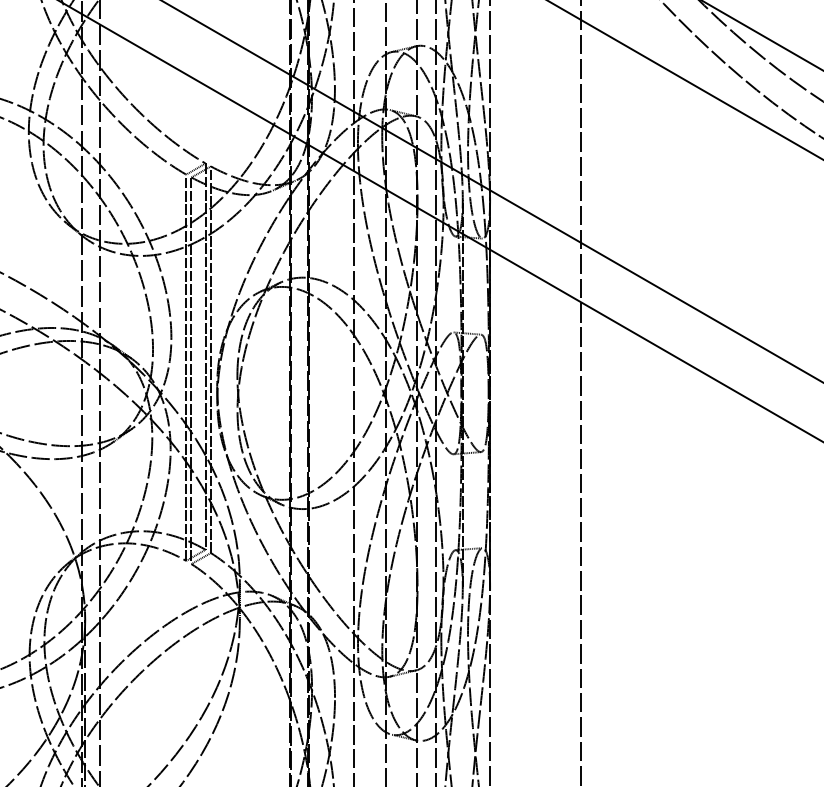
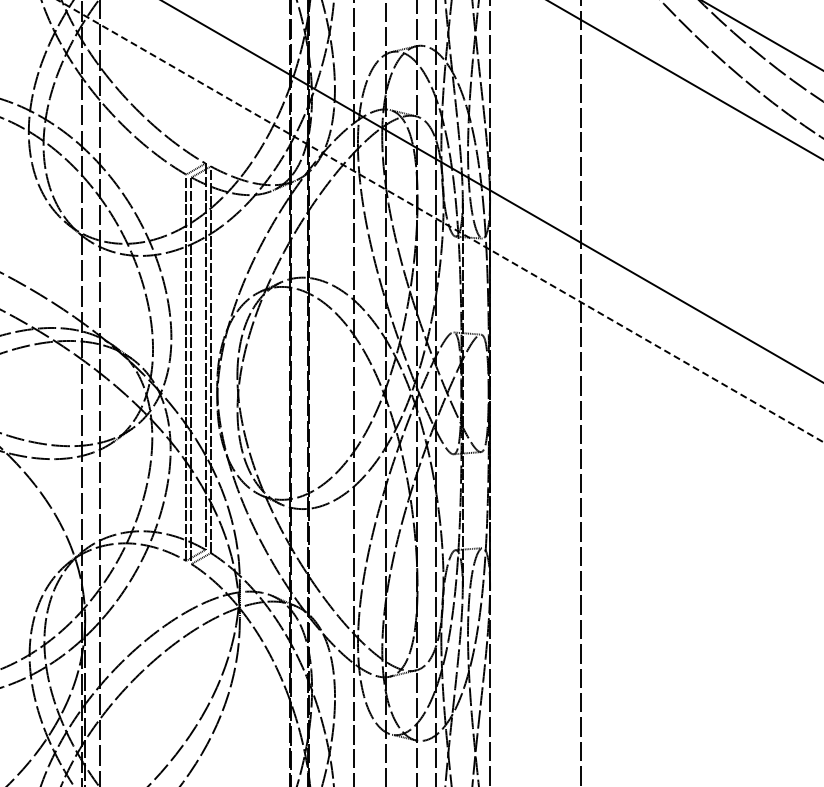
line: solid -> dashed (440, 221)
